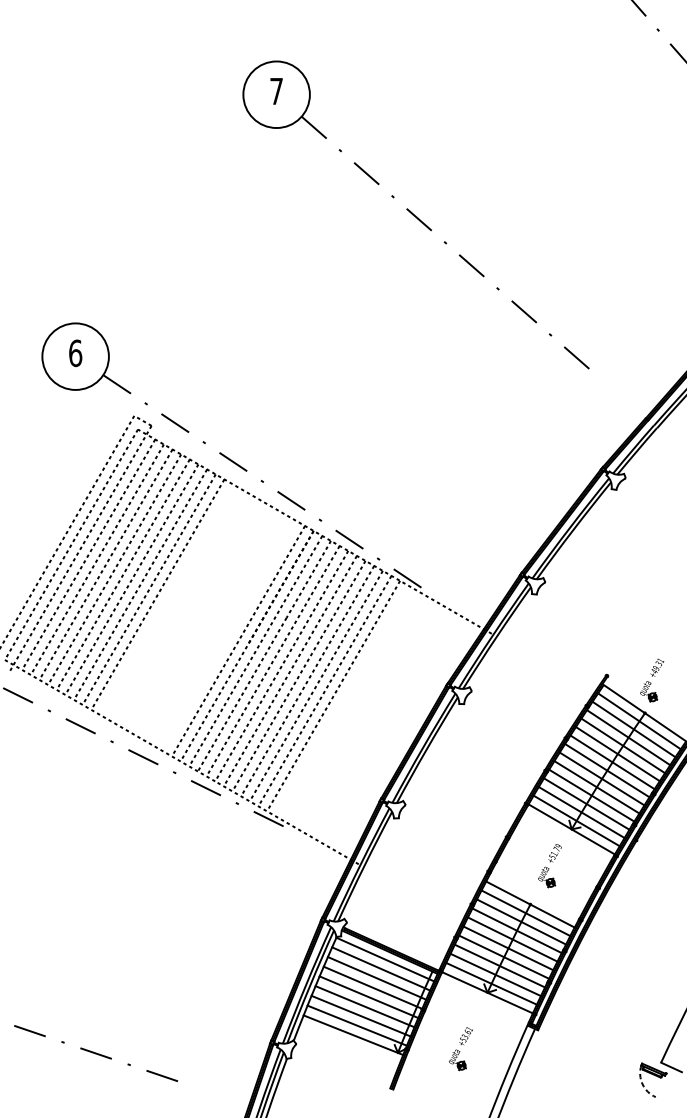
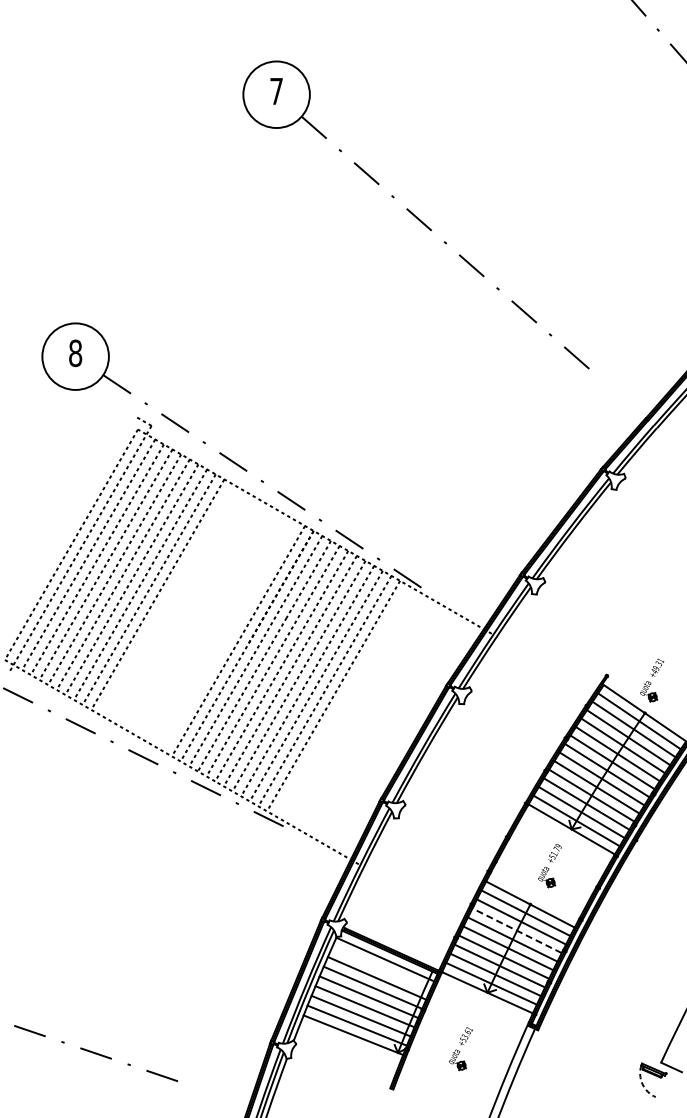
text: 6 -> 8 (75, 352)
line: present -> none (68, 529)
line: solid -> dashed (517, 930)
line: present -> none (381, 968)
